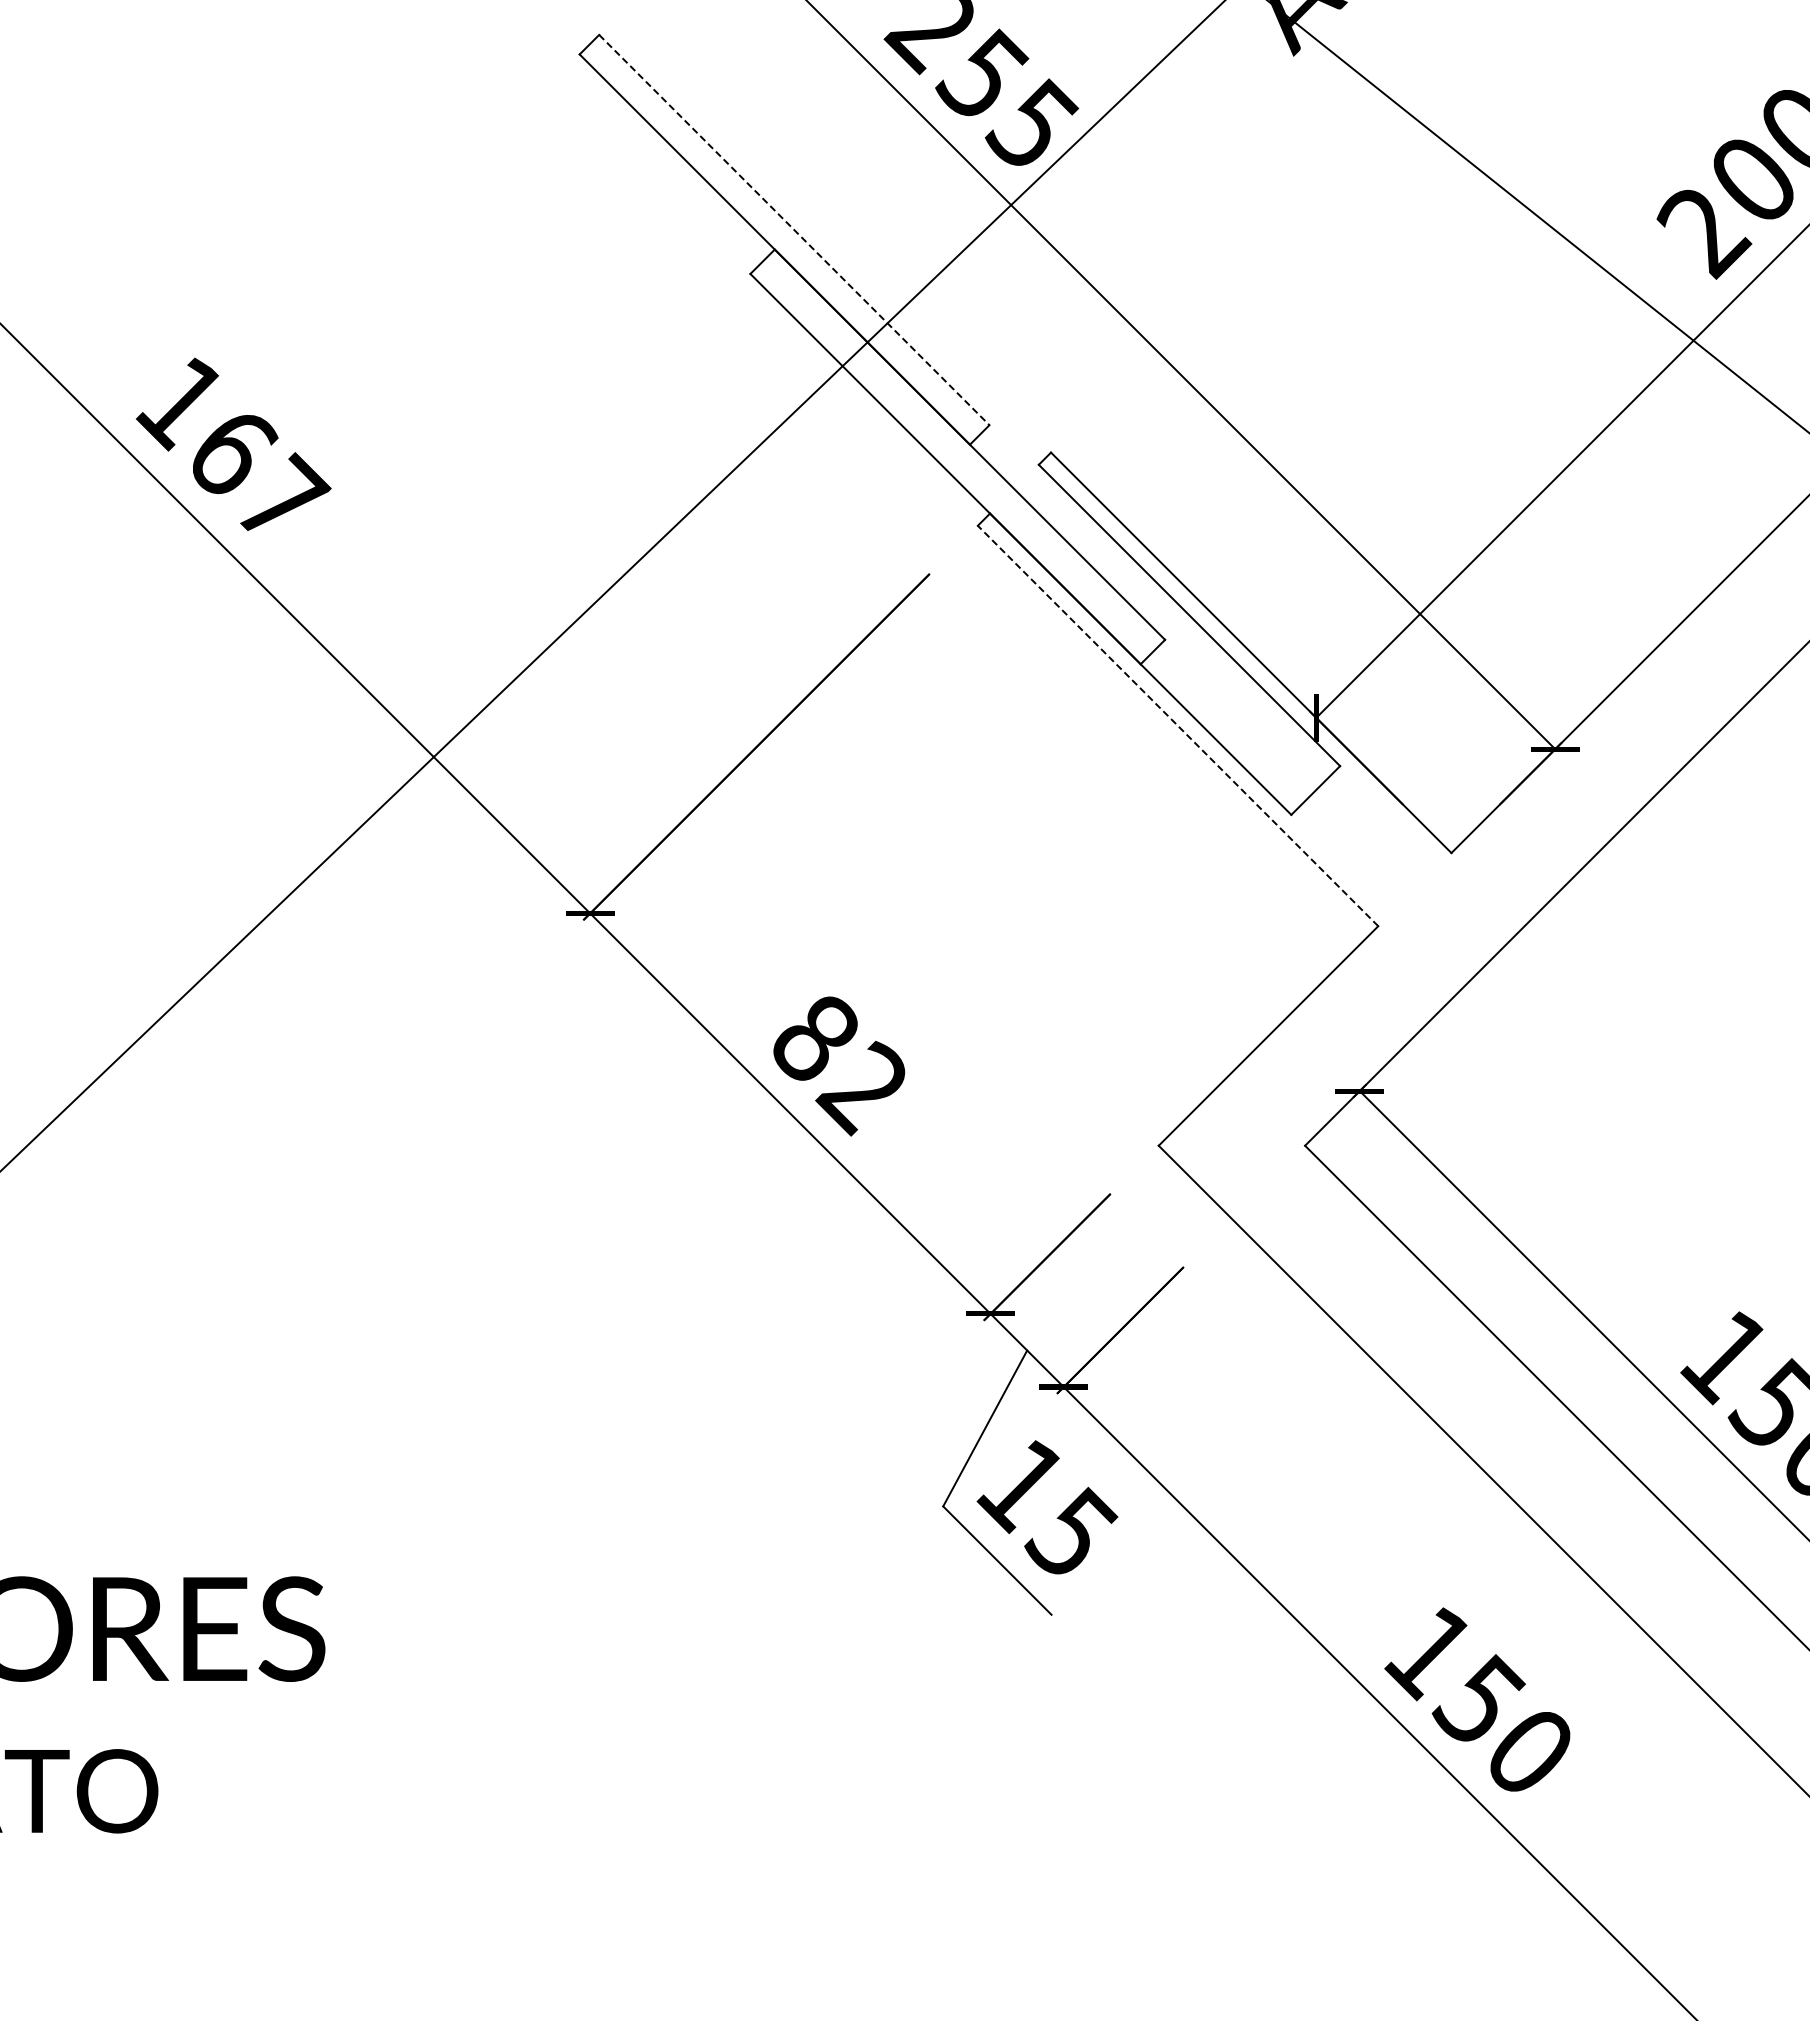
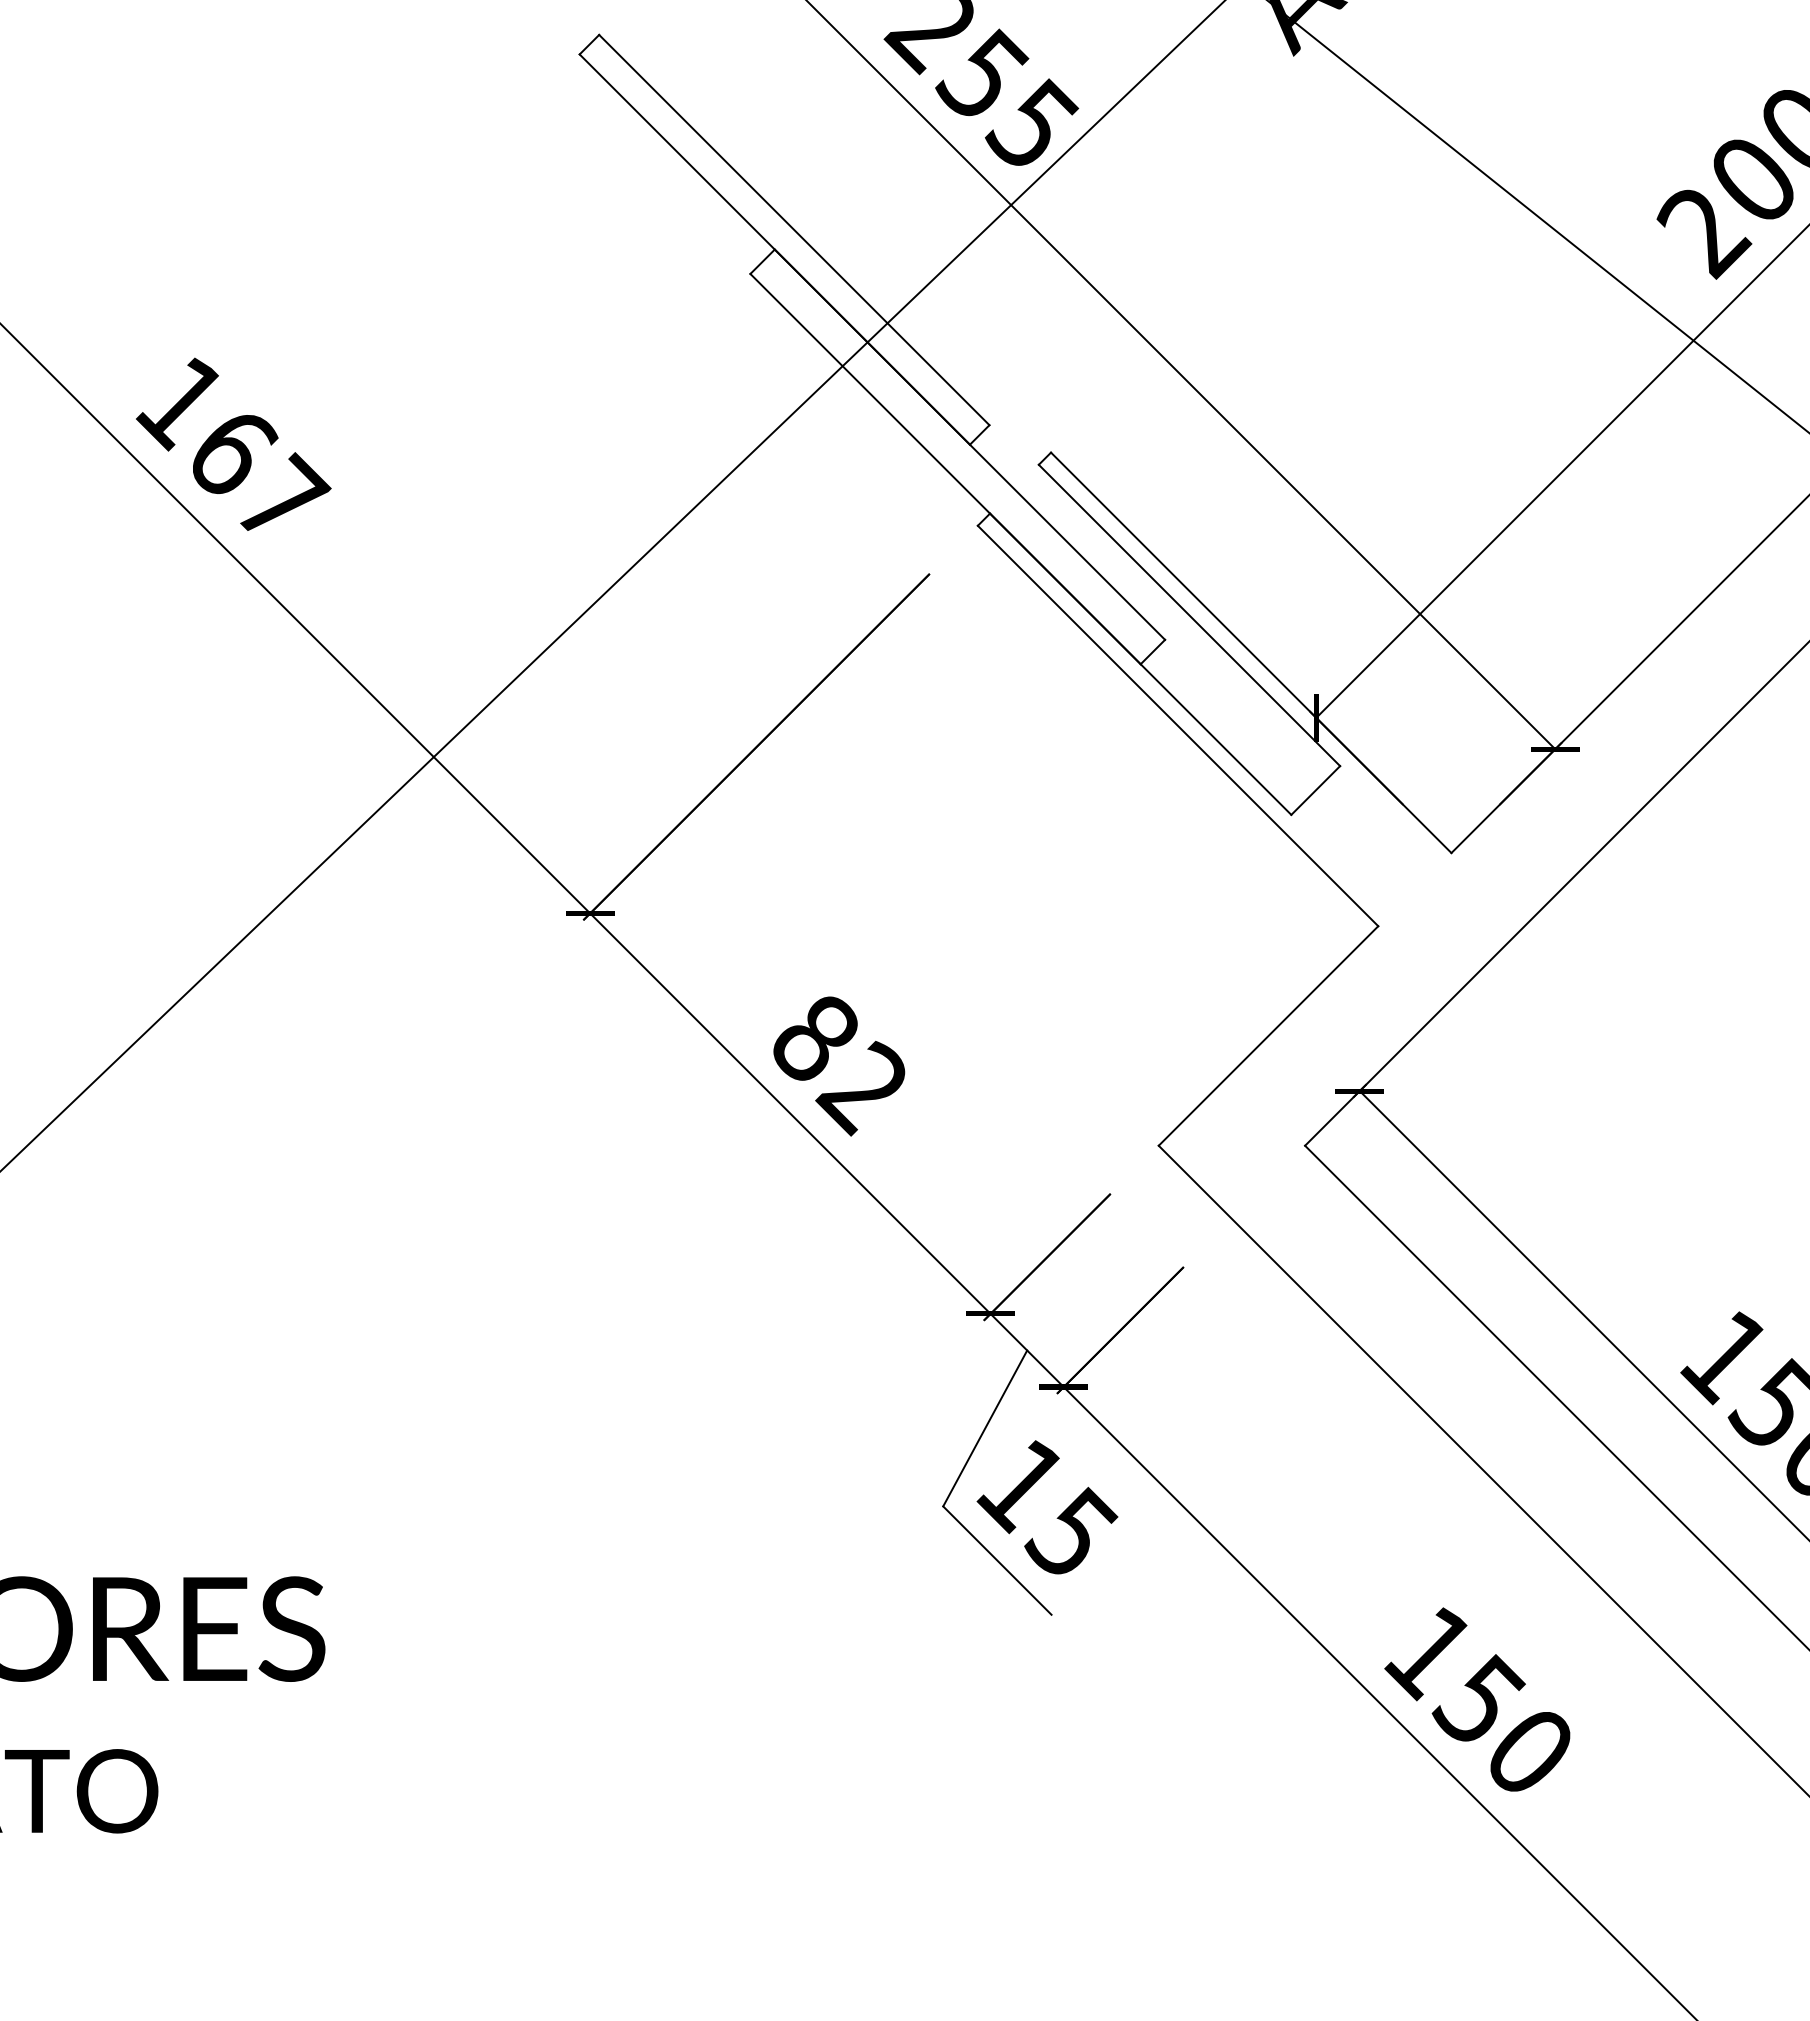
line: dashed -> solid (794, 230)
line: dashed -> solid (1177, 725)
